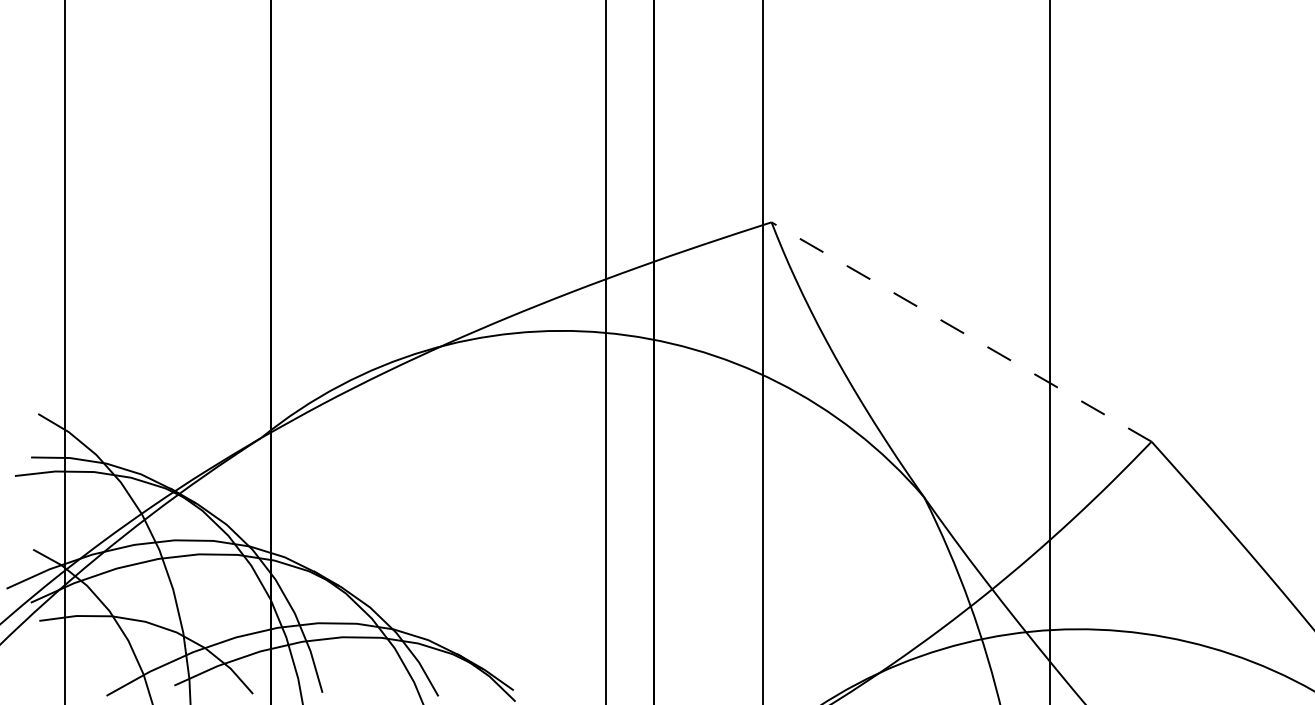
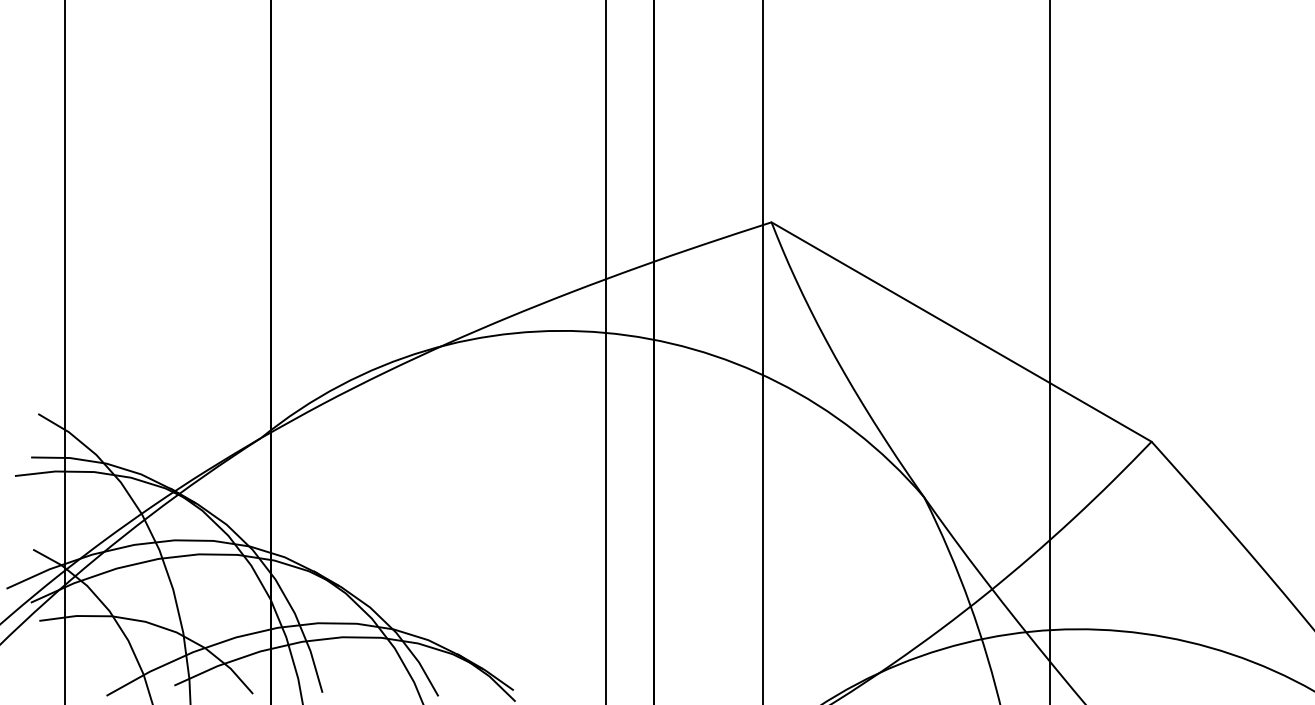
line: dashed -> solid (961, 331)
